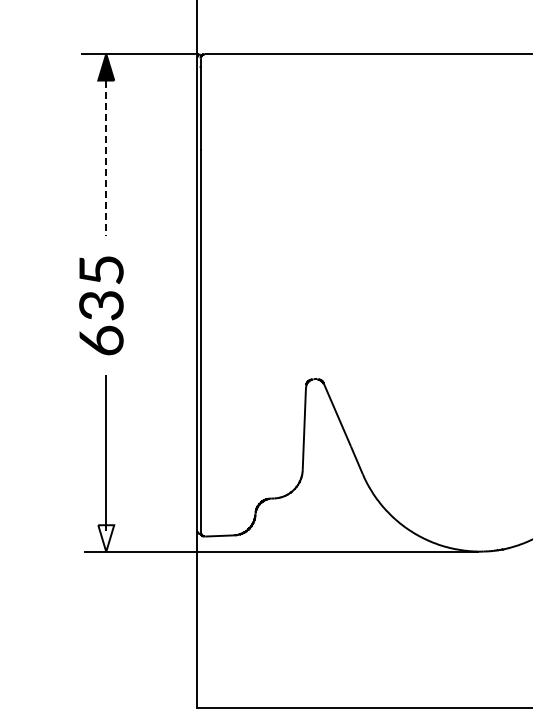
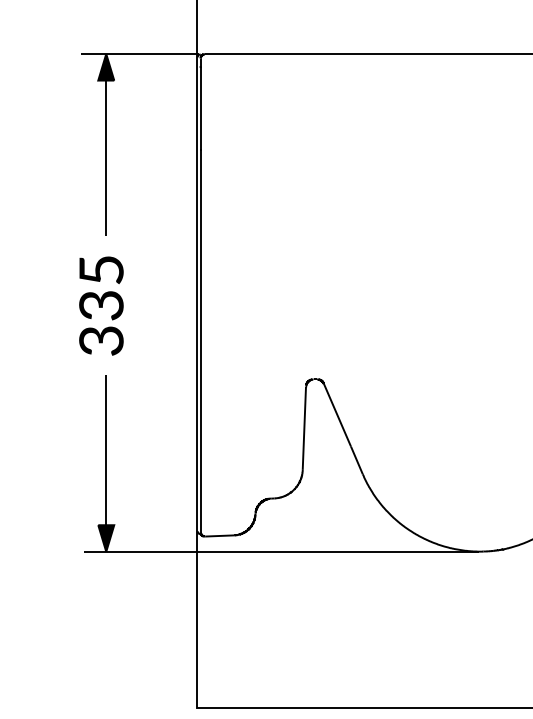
line: dashed -> solid (106, 153)
text: 635 -> 335 (101, 340)
fill: none -> present (106, 538)
